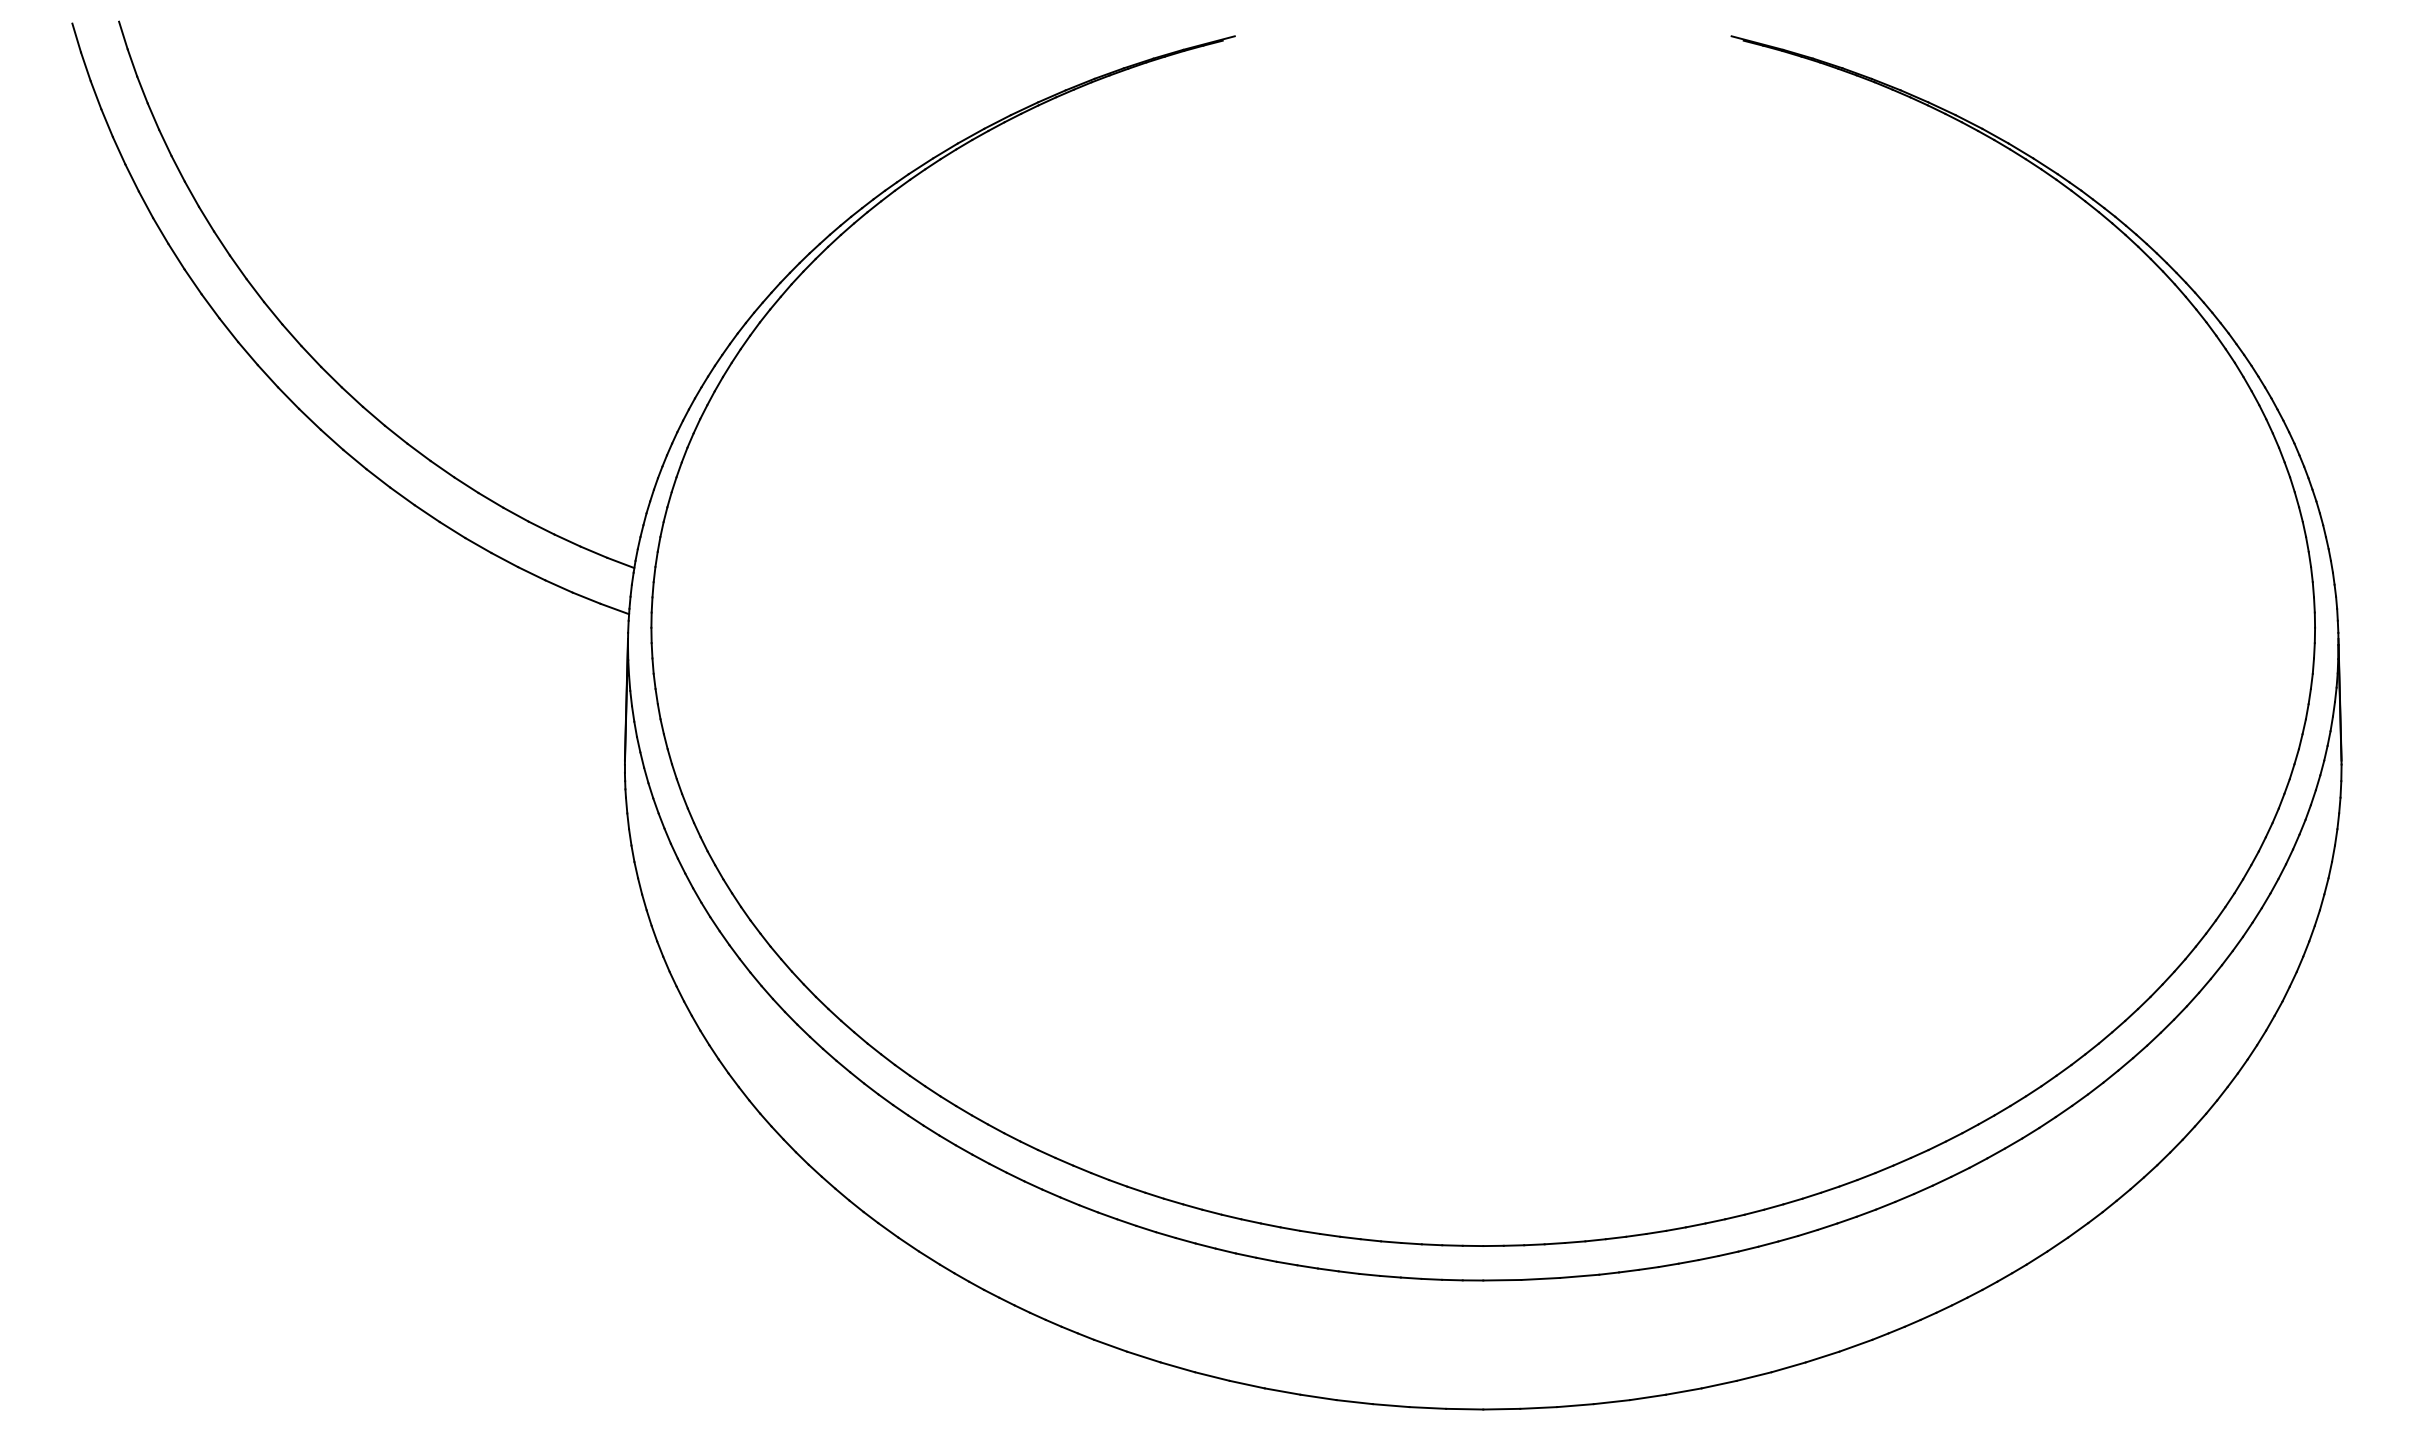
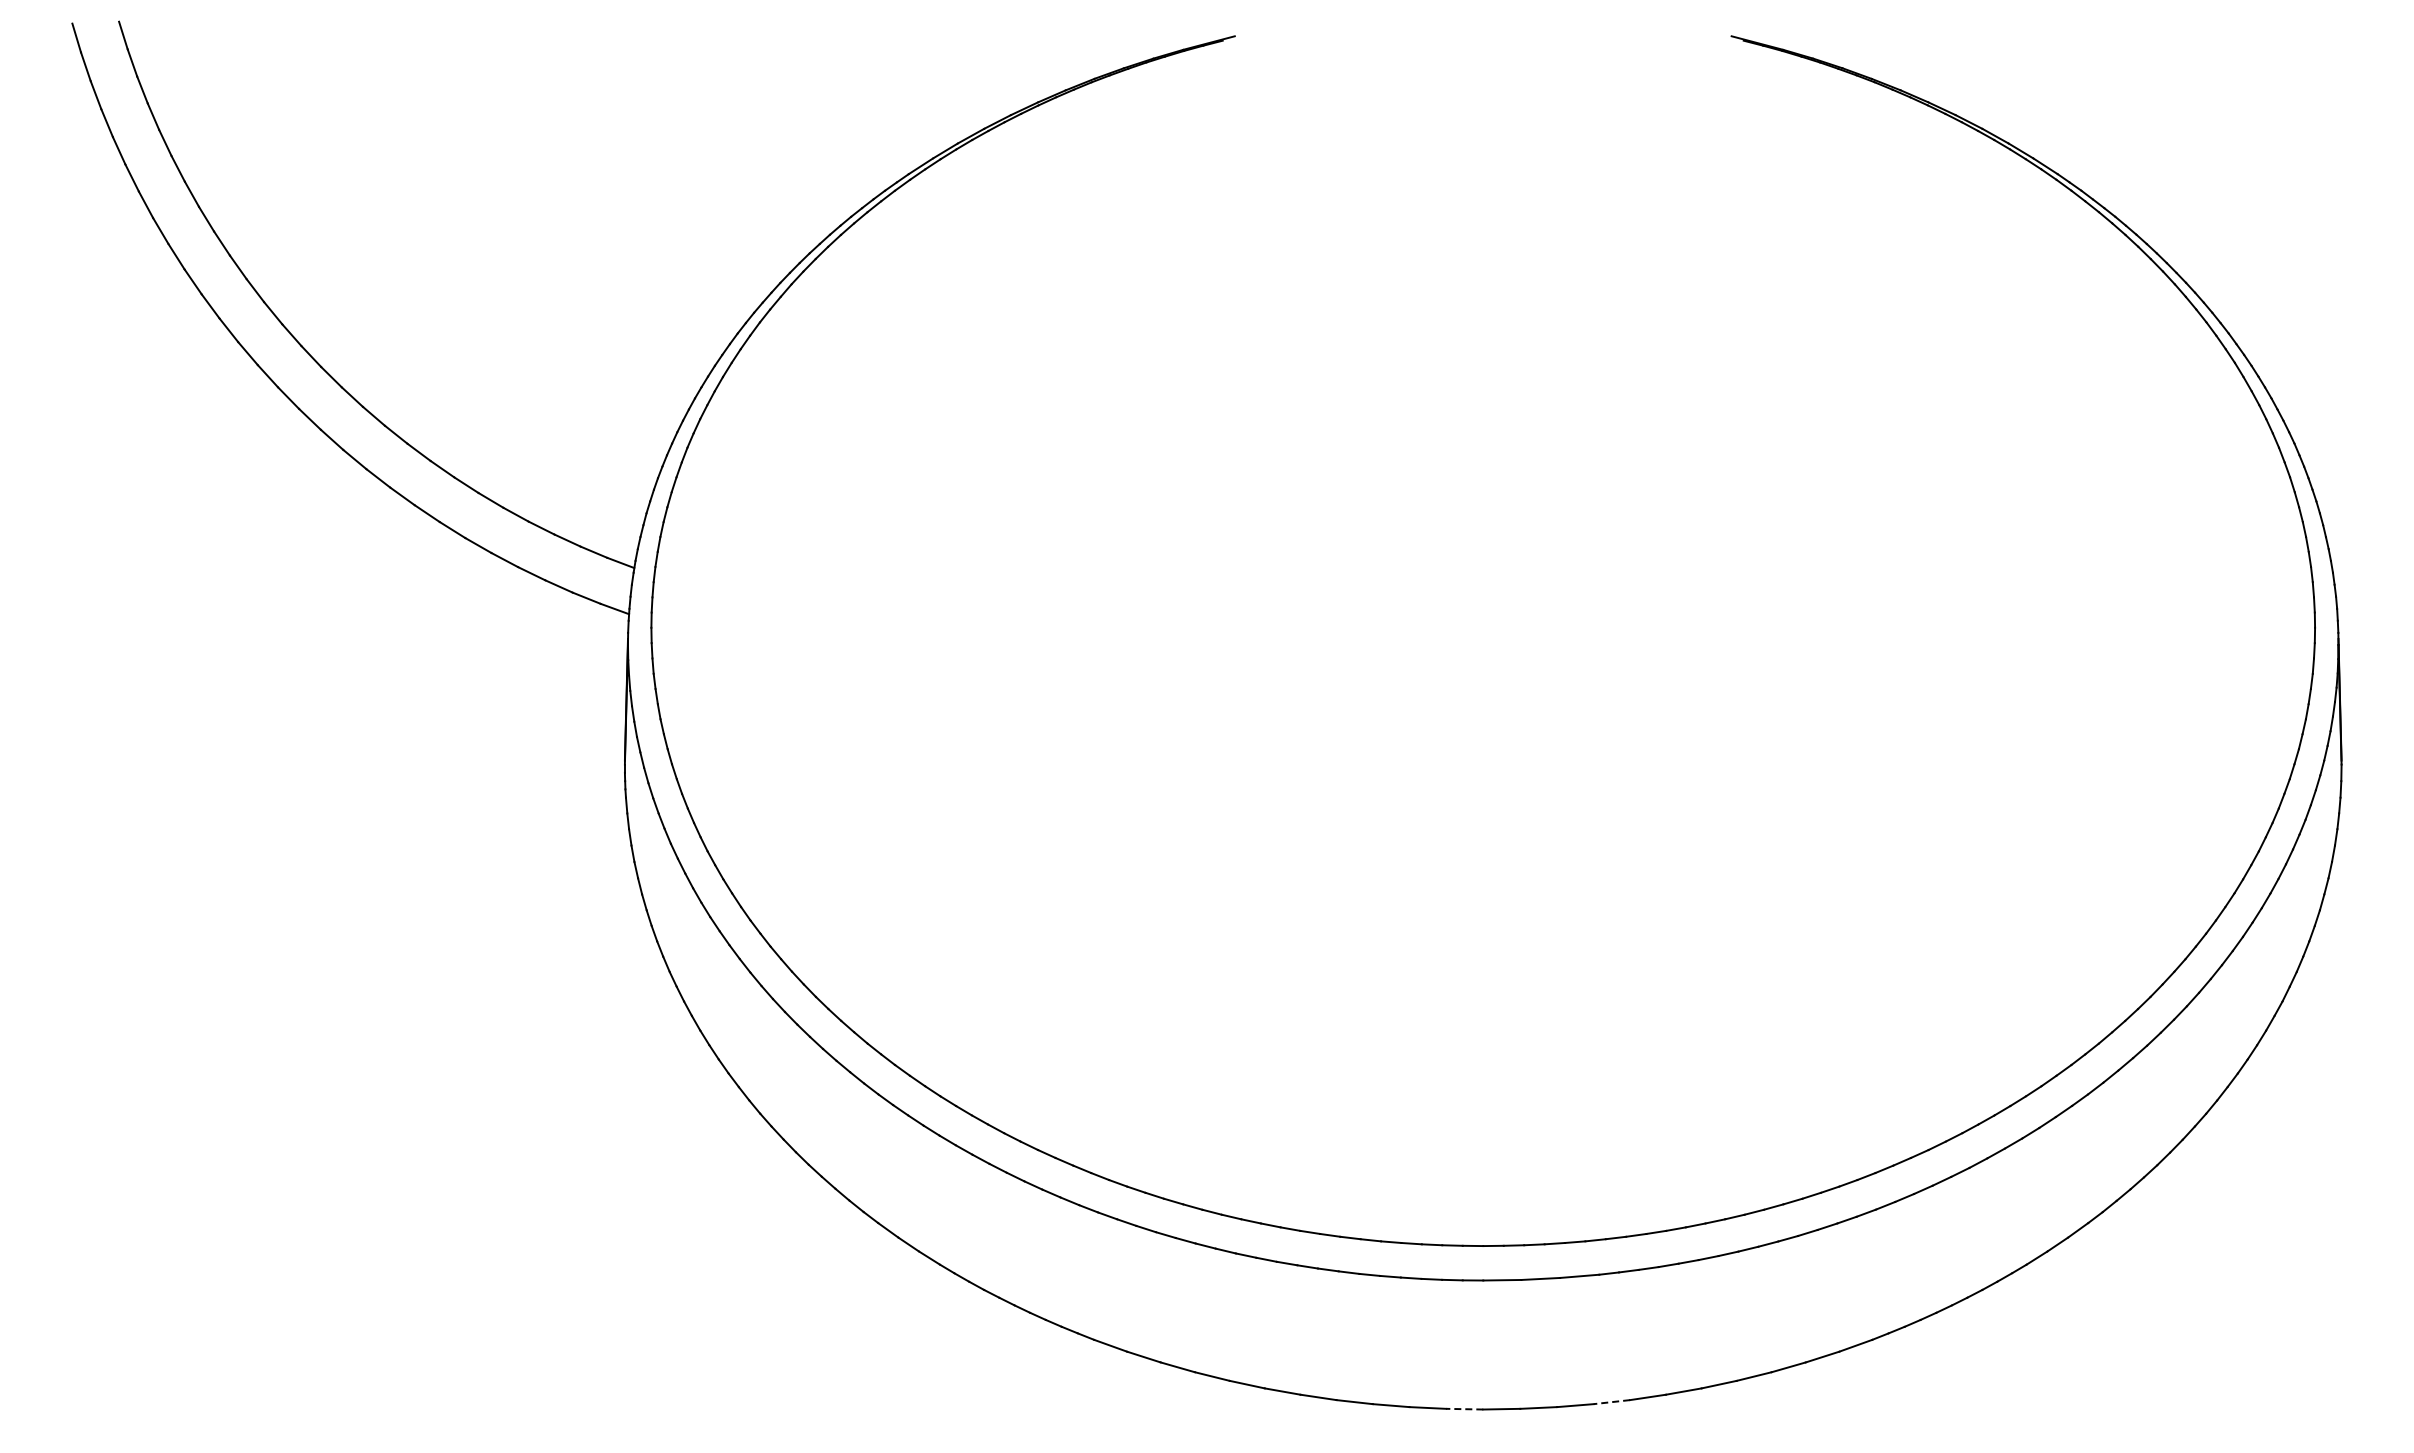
line: solid -> dashed (1611, 1402)
line: solid -> dashed (1464, 1409)
